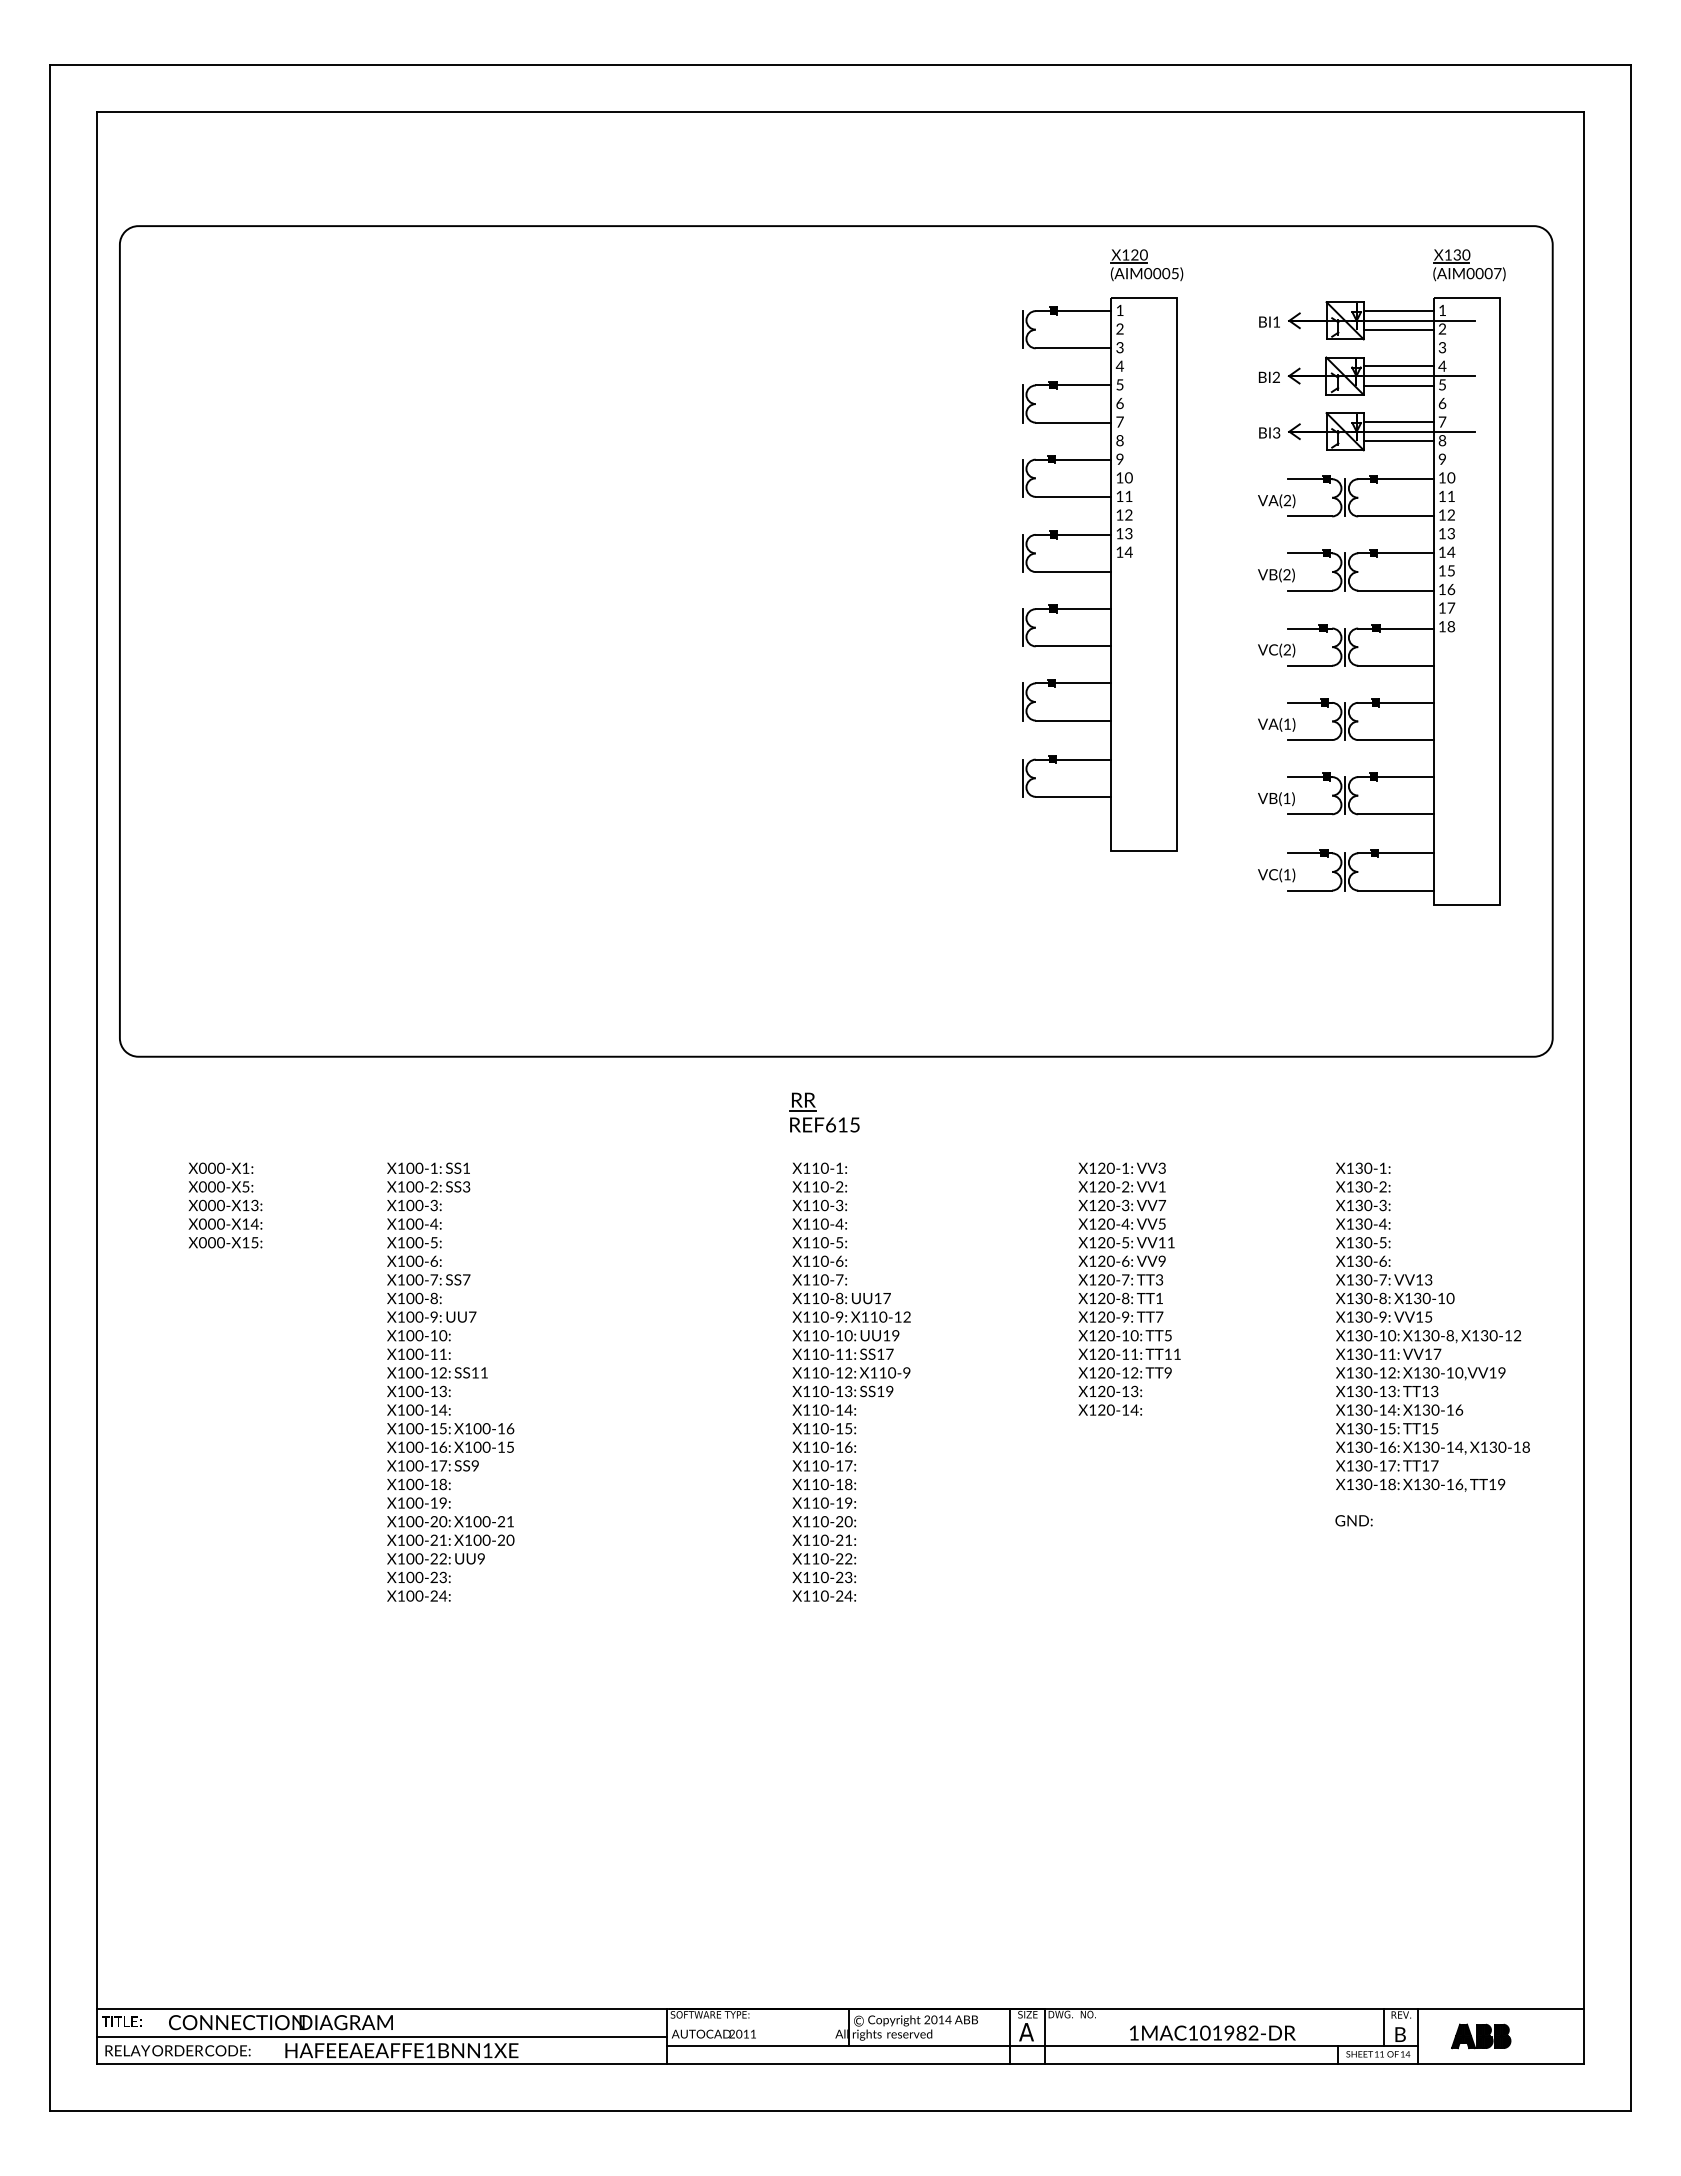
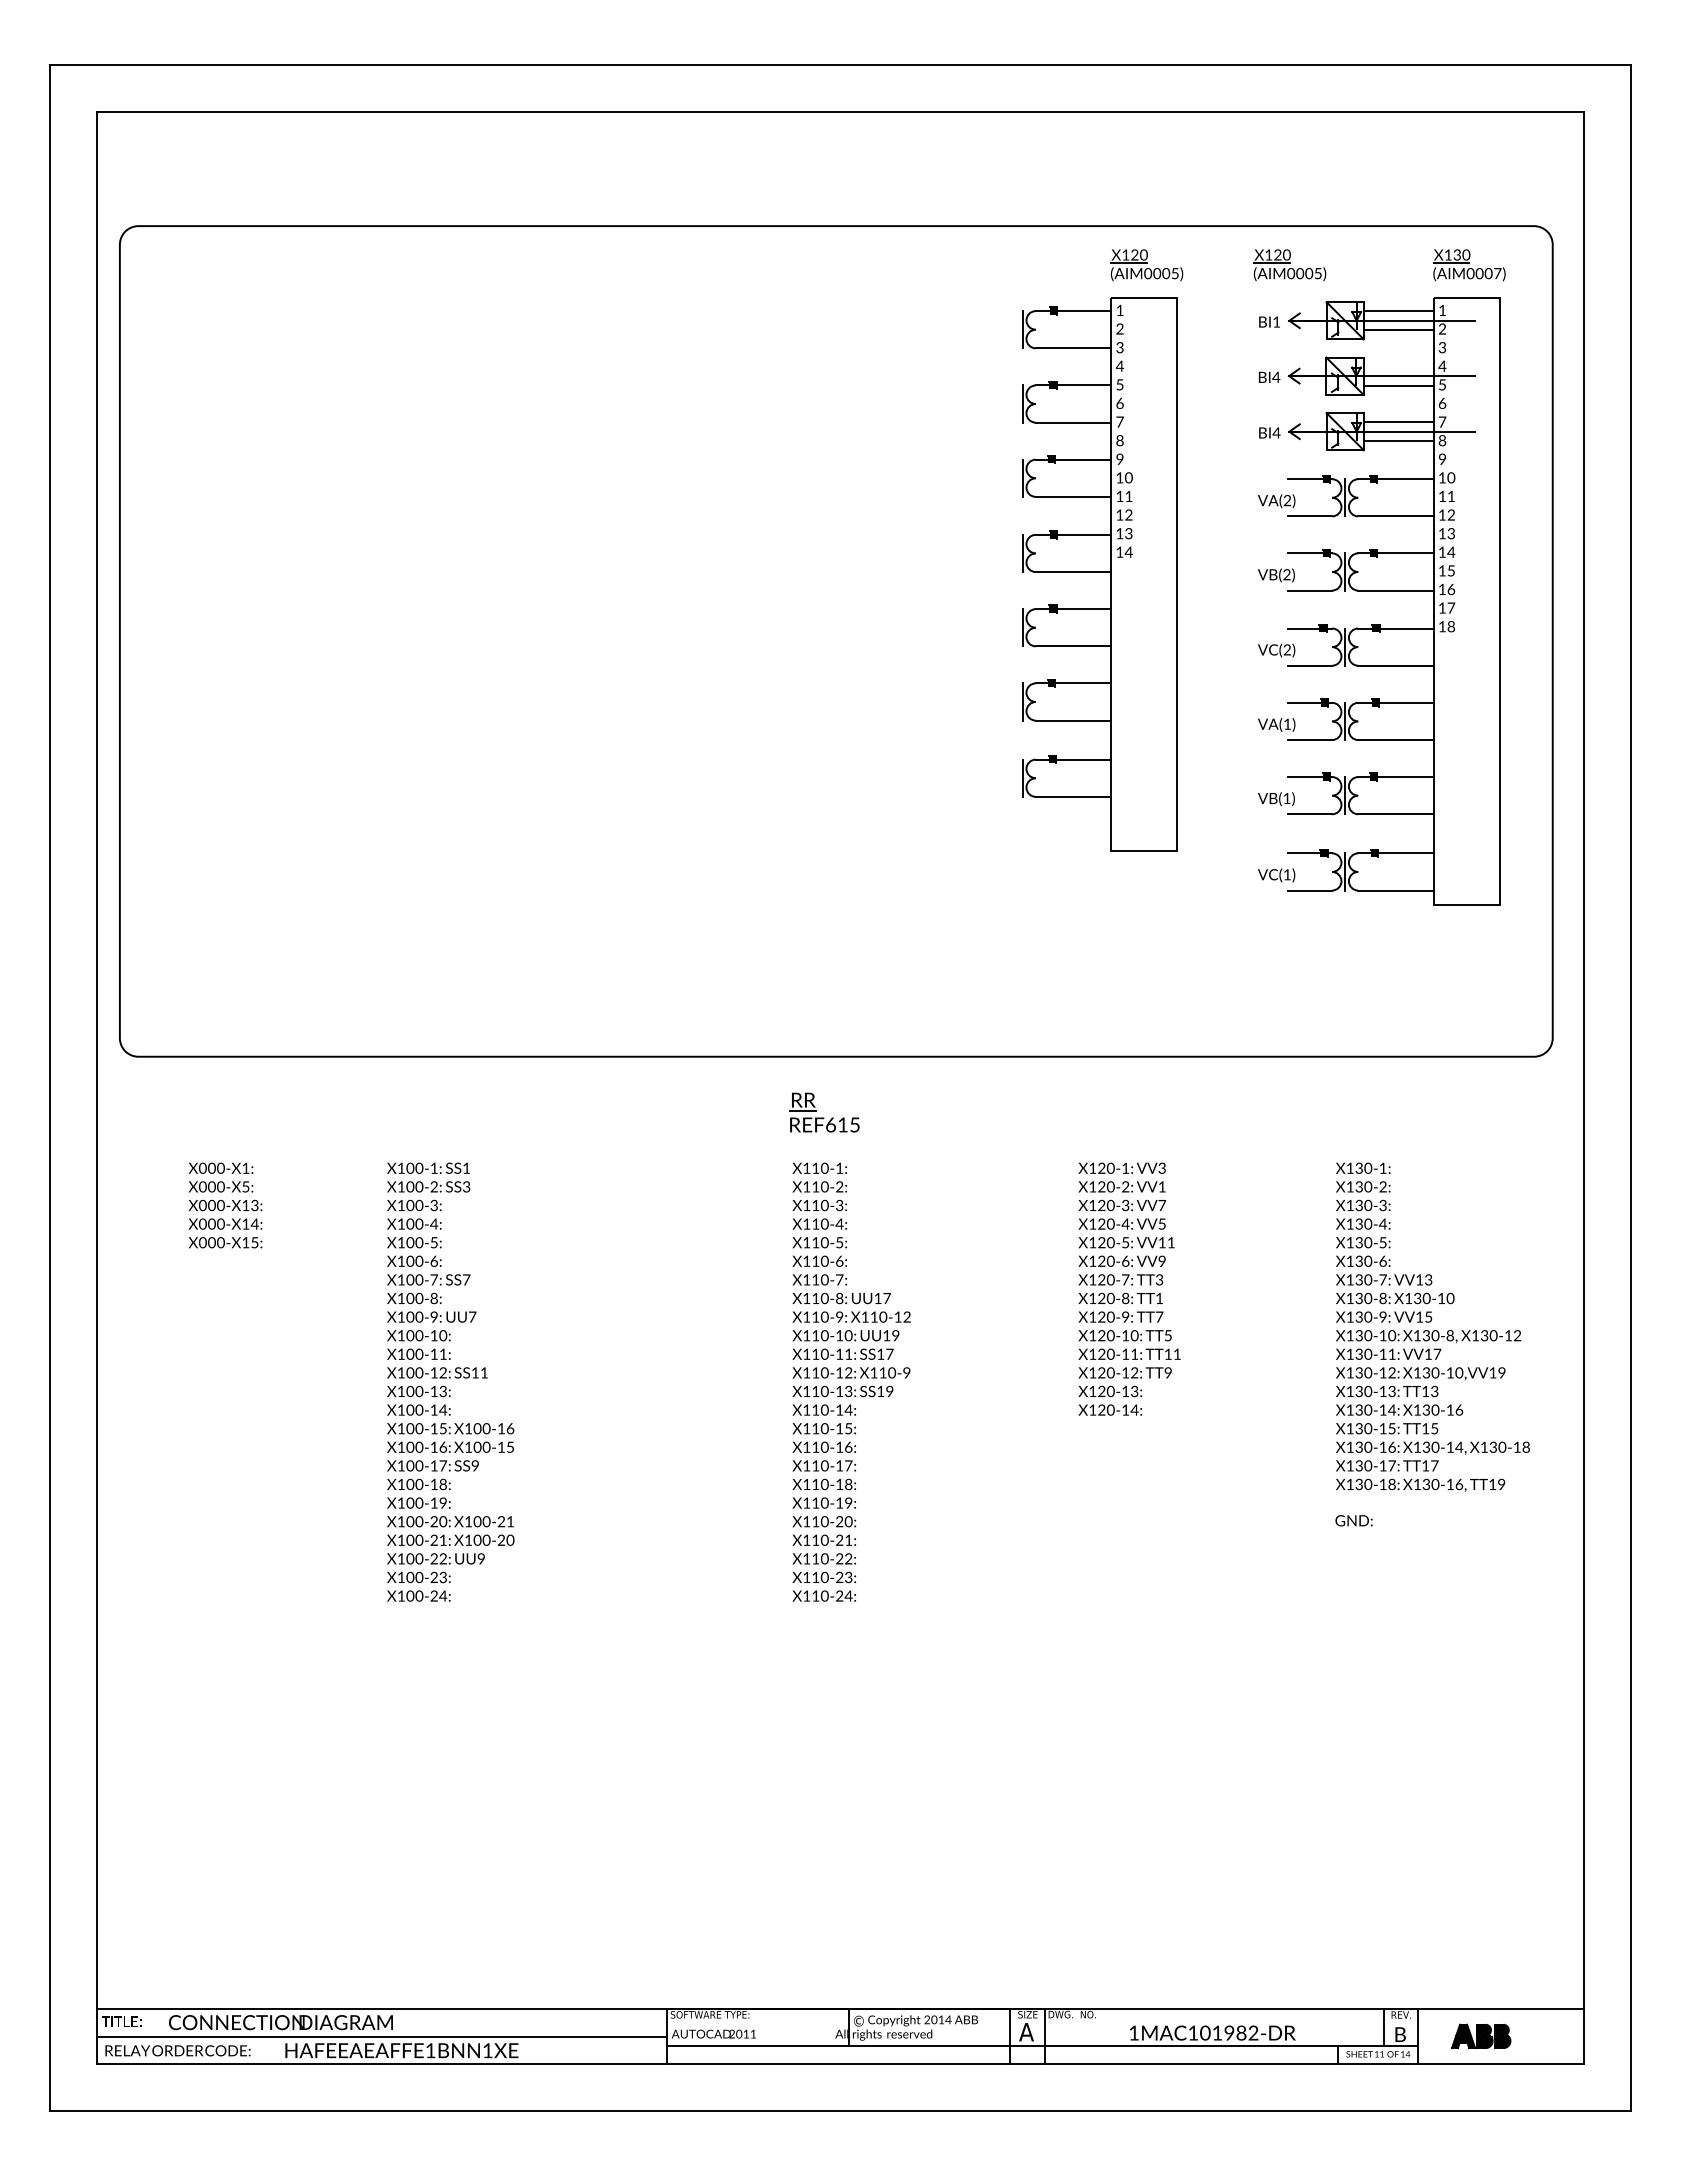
part: none -> present (1289, 265)
line: present -> none (1398, 366)
text: BI2 -> BI4 (1276, 376)
text: BI3 -> BI4 (1276, 432)
